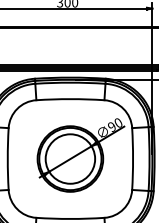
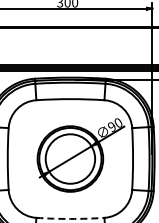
arc: solid -> dashed (70, 218)
